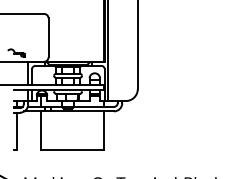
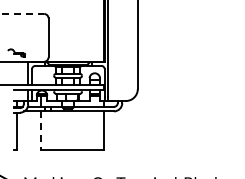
line: solid -> dashed (22, 13)
line: solid -> dashed (40, 130)
